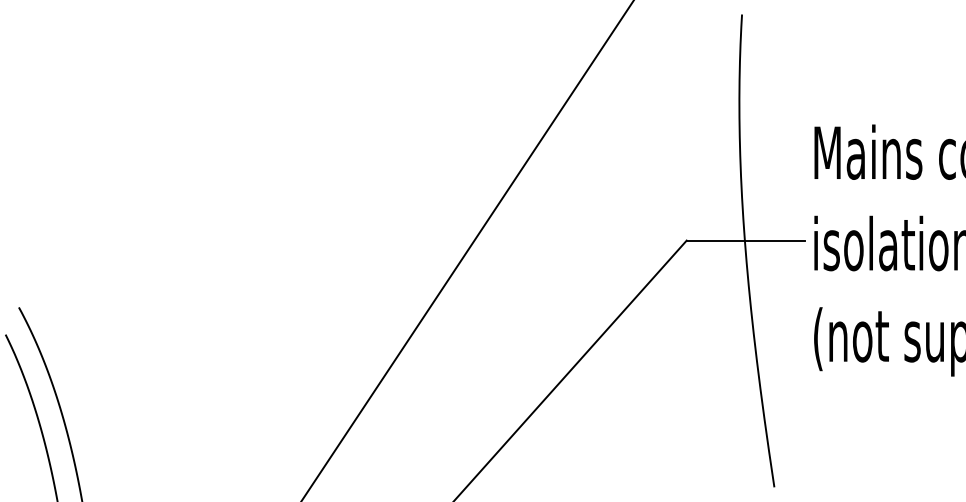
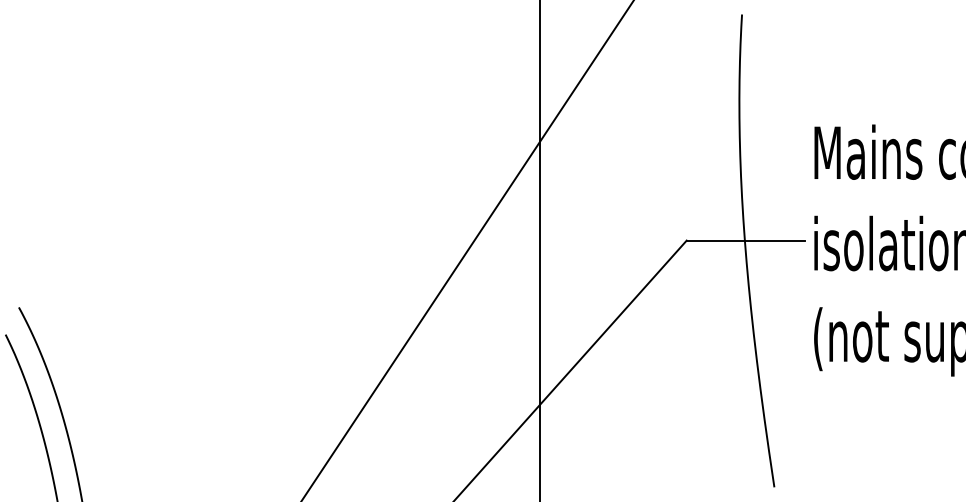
line: none -> present (539, 250)
